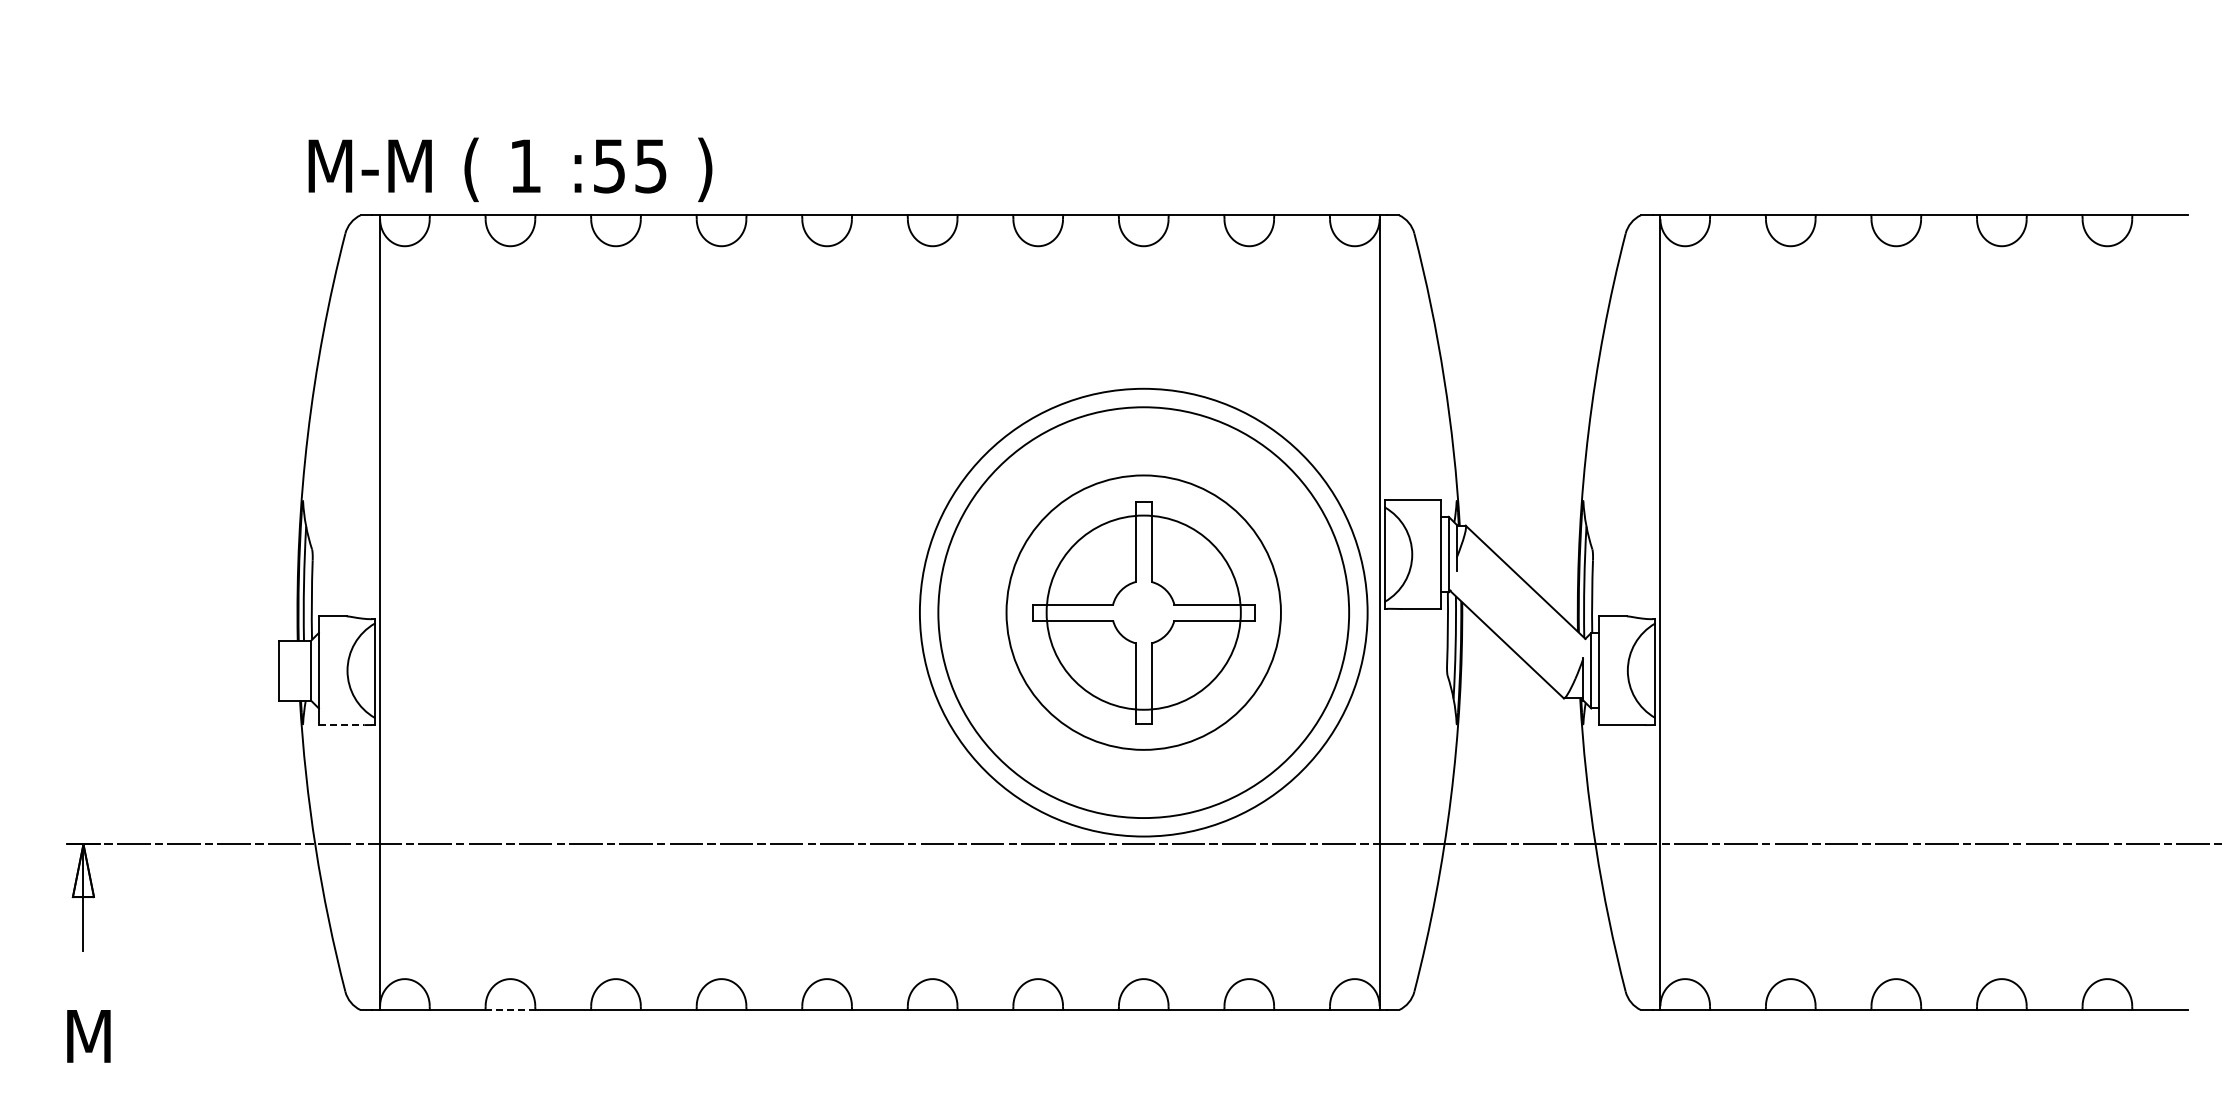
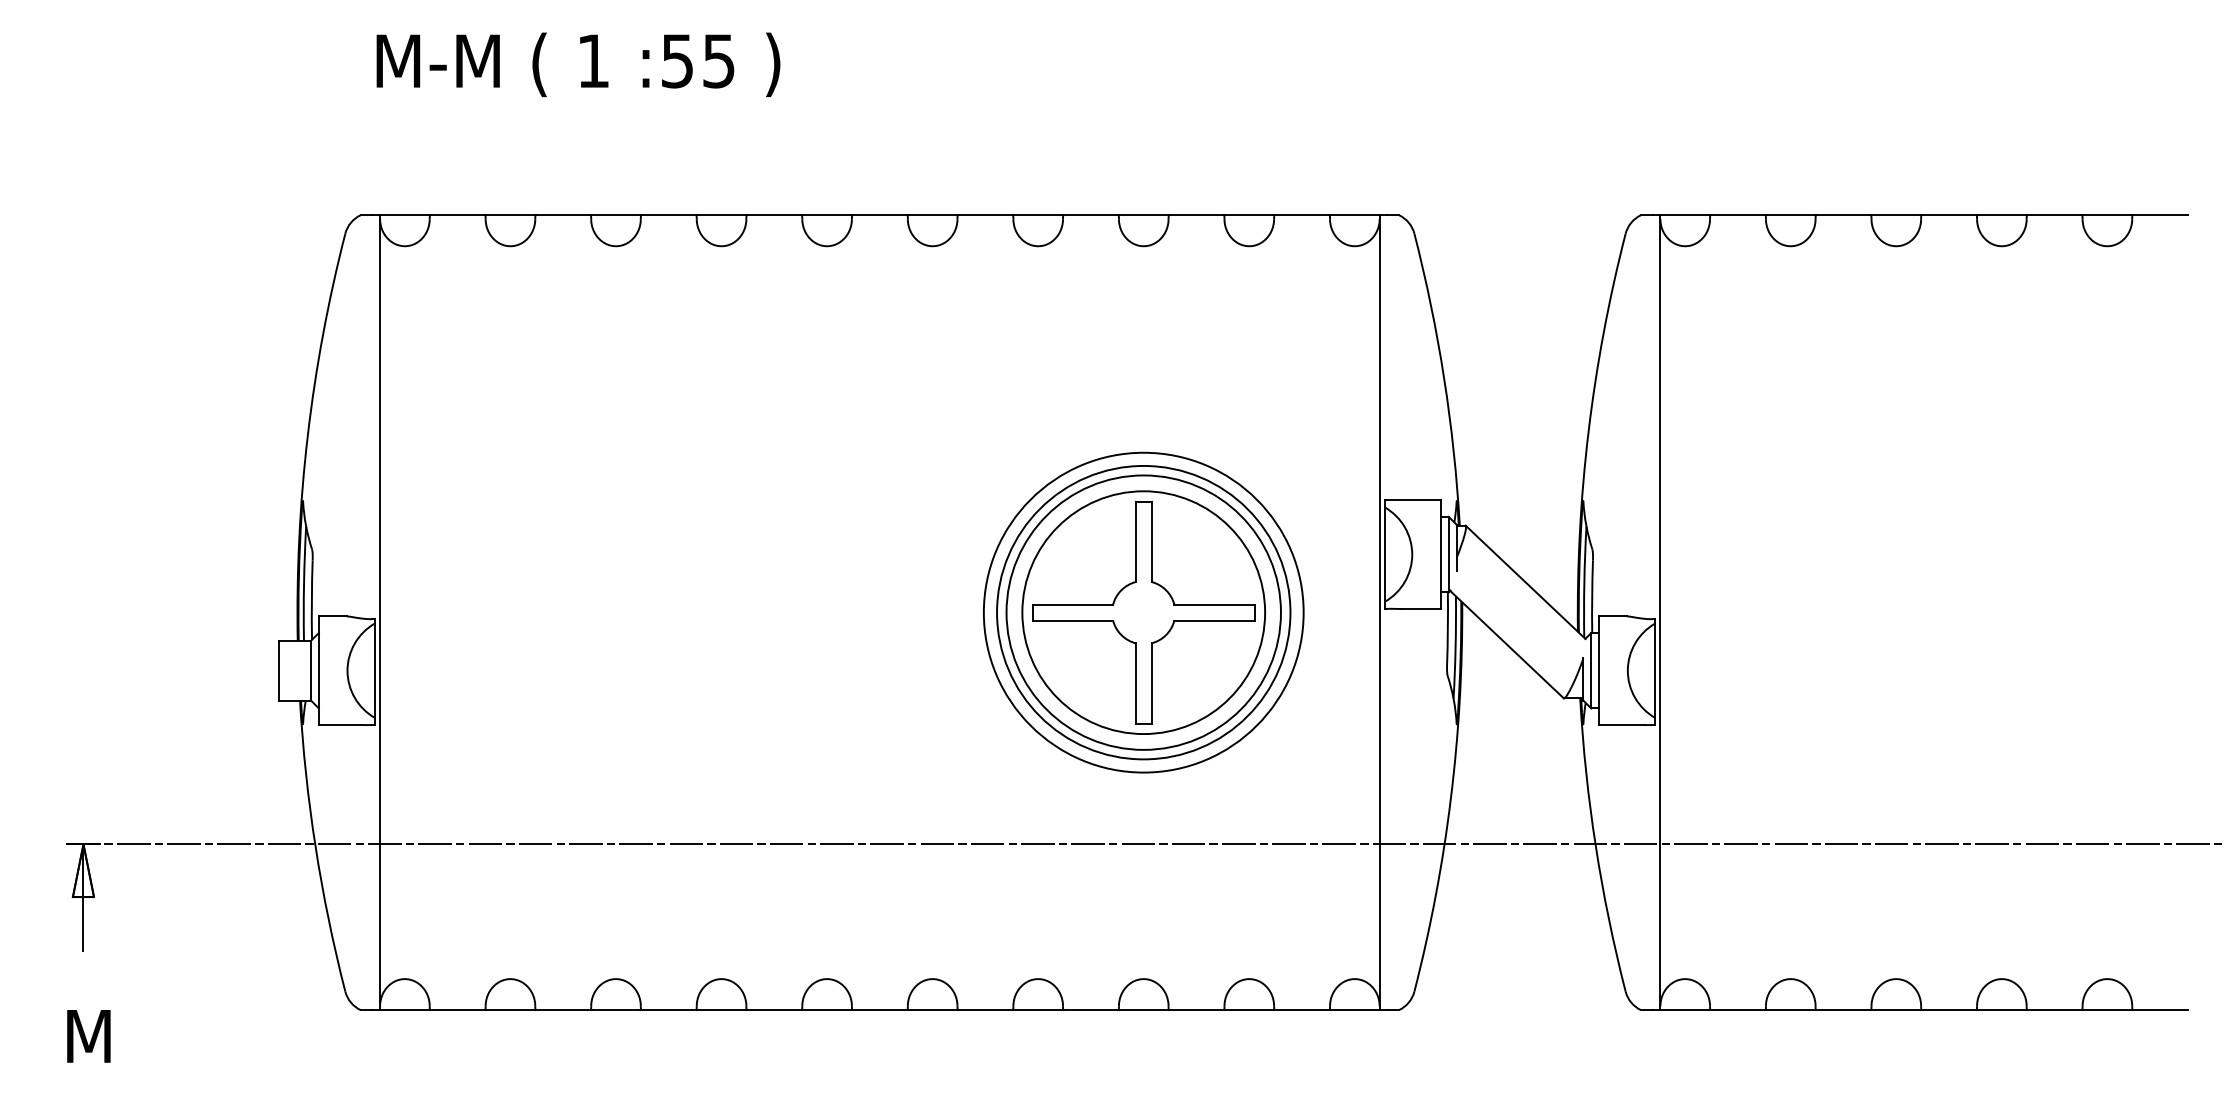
text position: (510, 169) -> (578, 64) (578, 64)
circle diameter: 194 px -> 243 px (1143, 612)
circle diameter: 411 px -> 293 px (1143, 612)
circle diameter: 448 px -> 320 px (1143, 612)
line: dashed -> solid (341, 725)
line: dashed -> solid (509, 1010)
